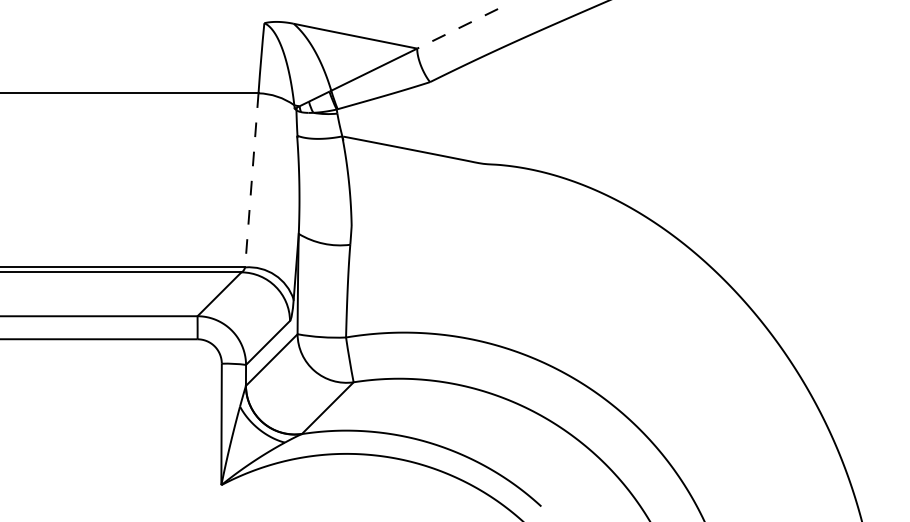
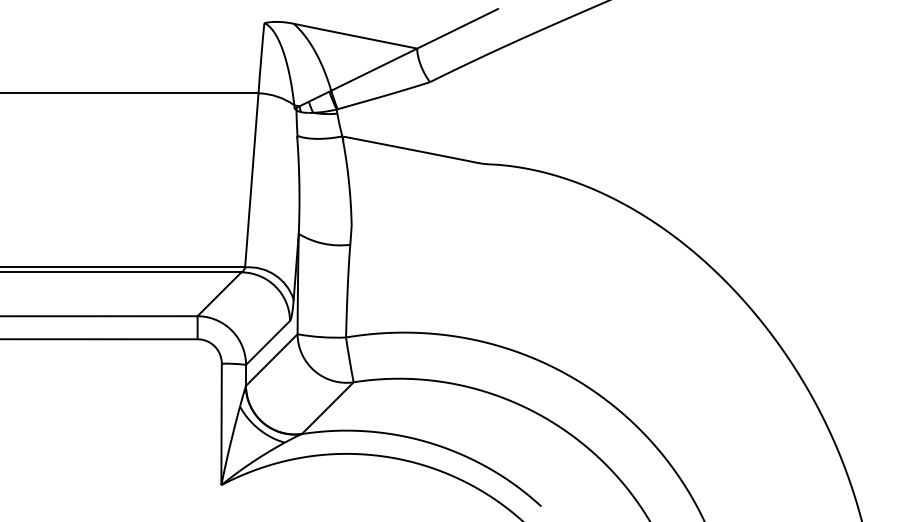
line: dashed -> solid (457, 28)
line: dashed -> solid (251, 180)
